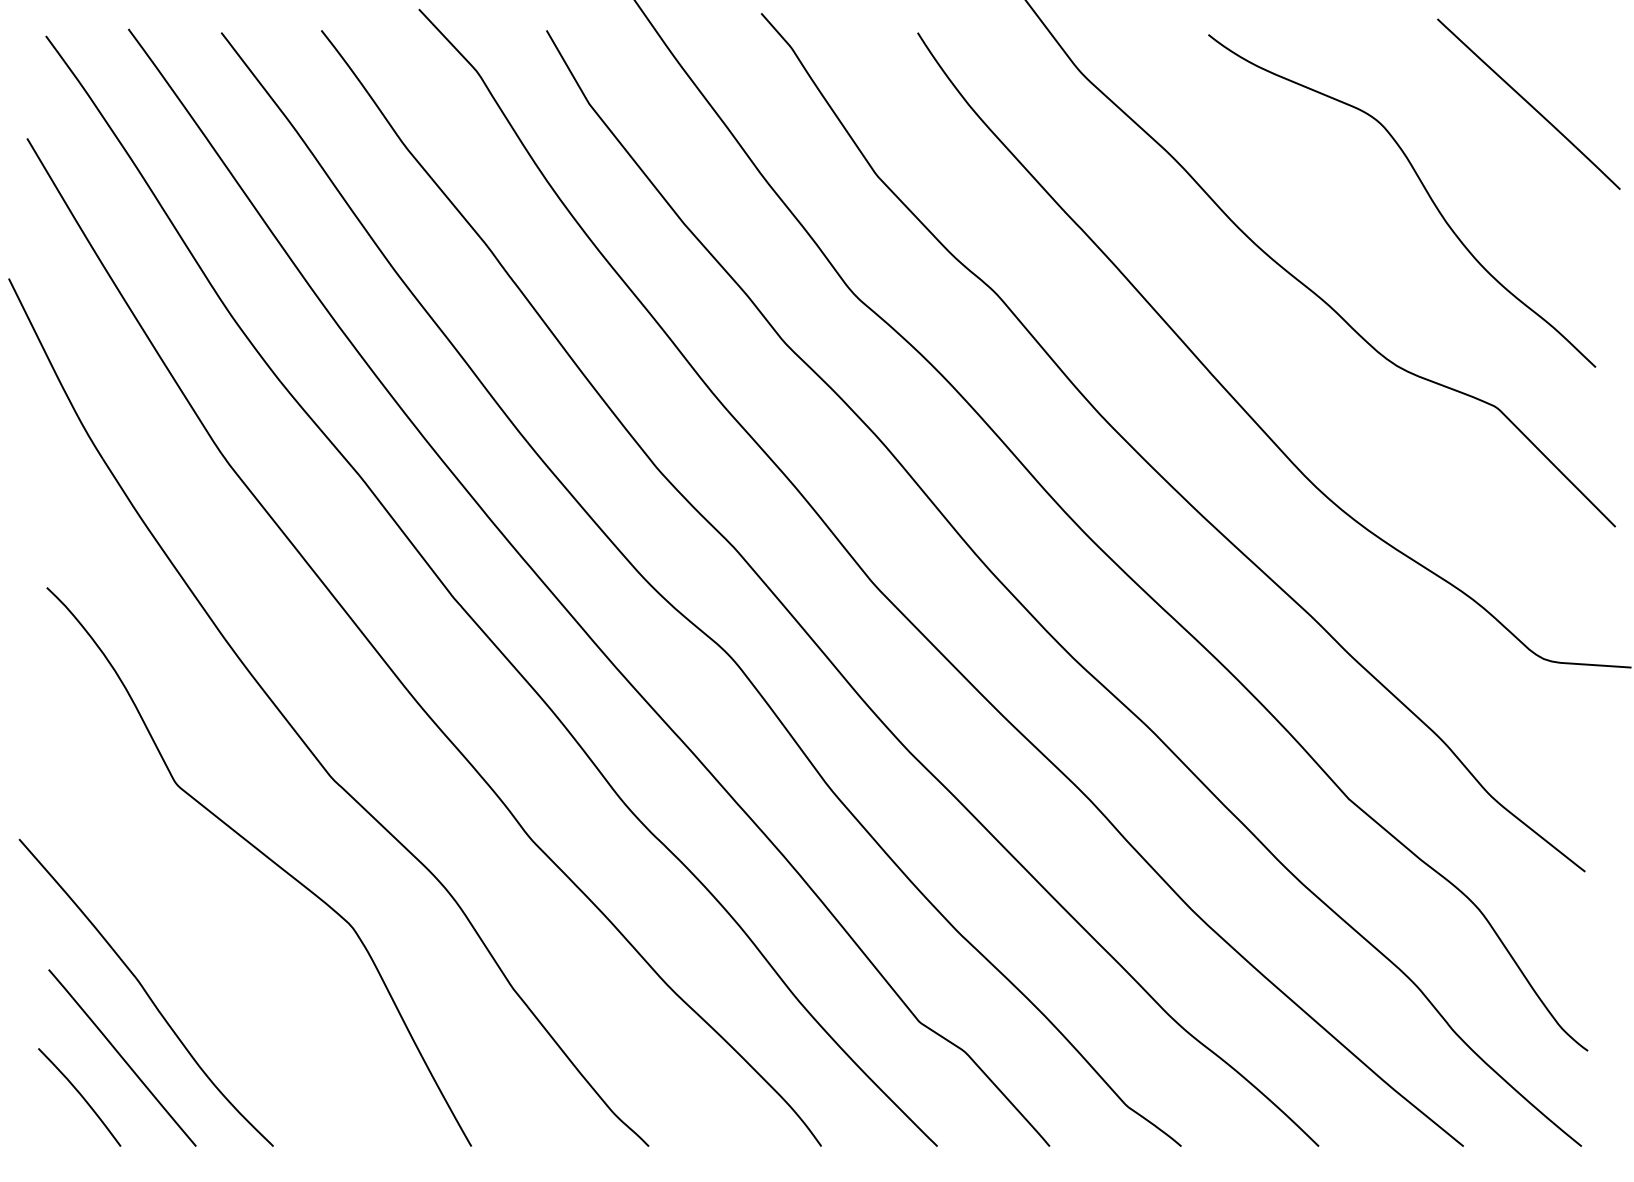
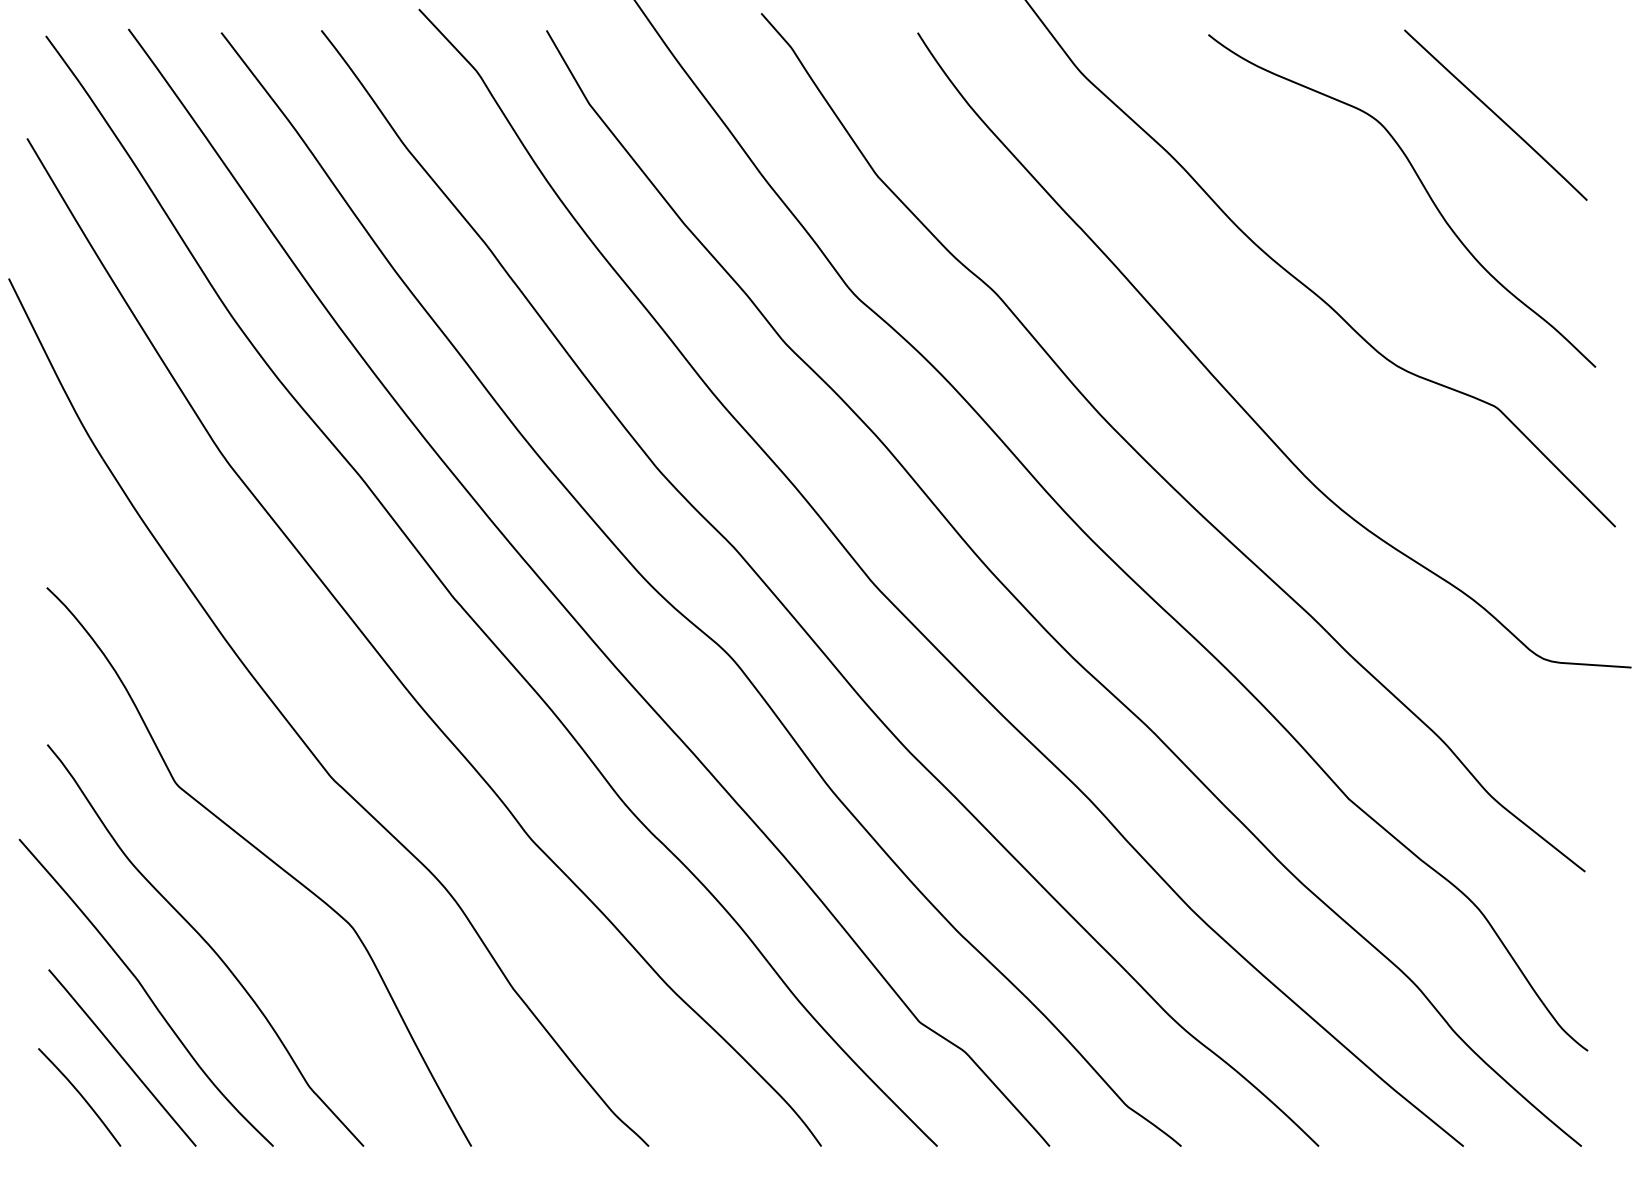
curve position: (1528, 103) -> (1495, 114) (1495, 114)
curve: none -> present (206, 943)
